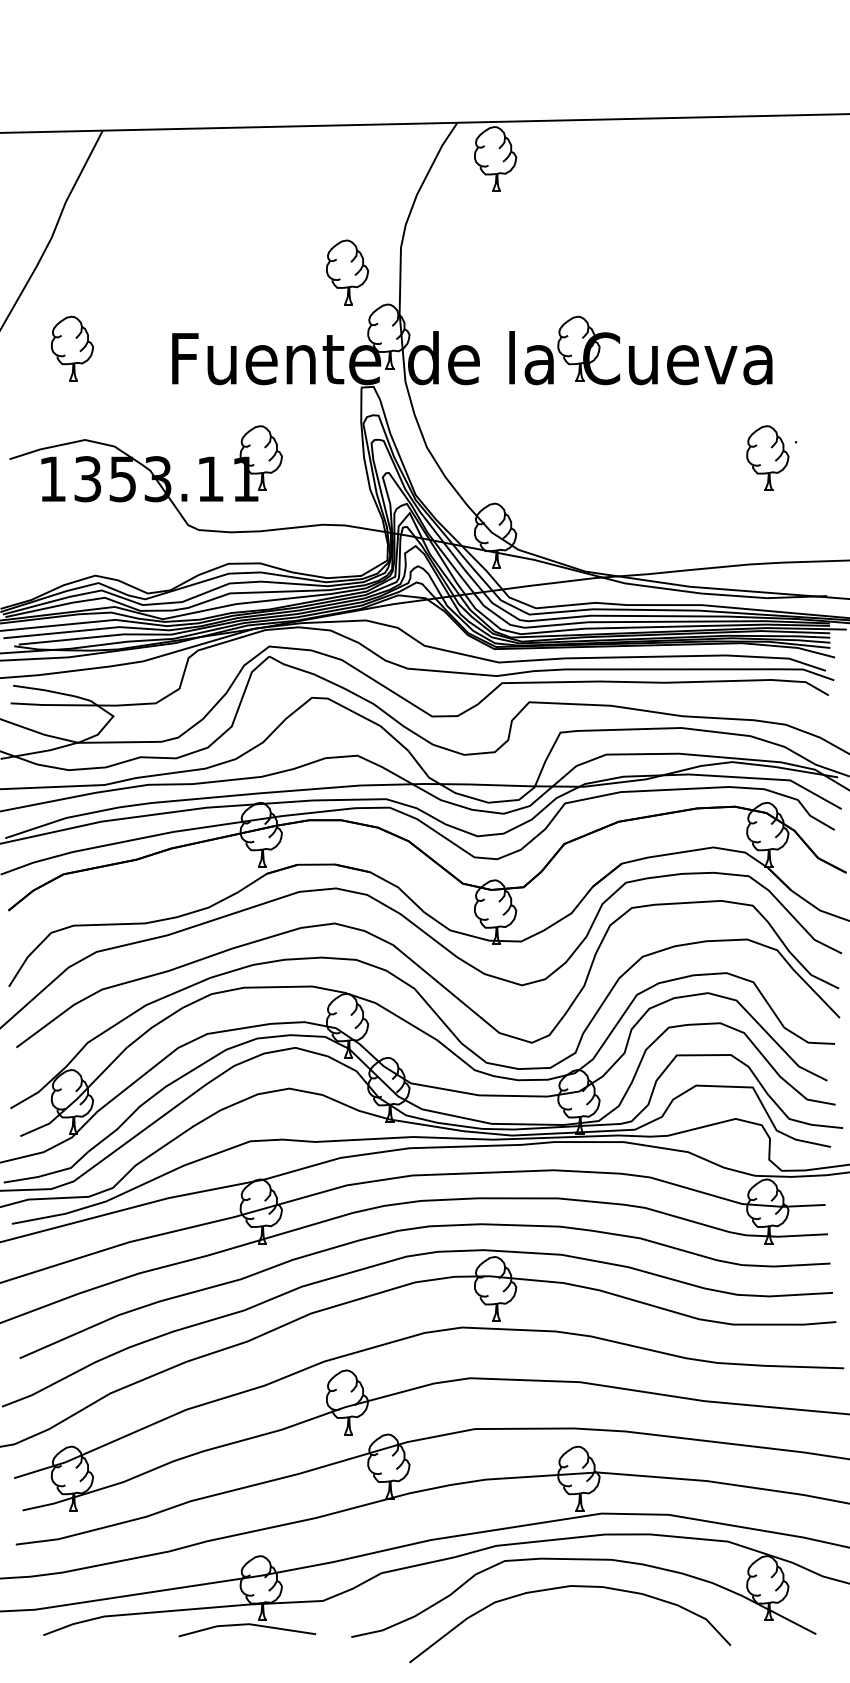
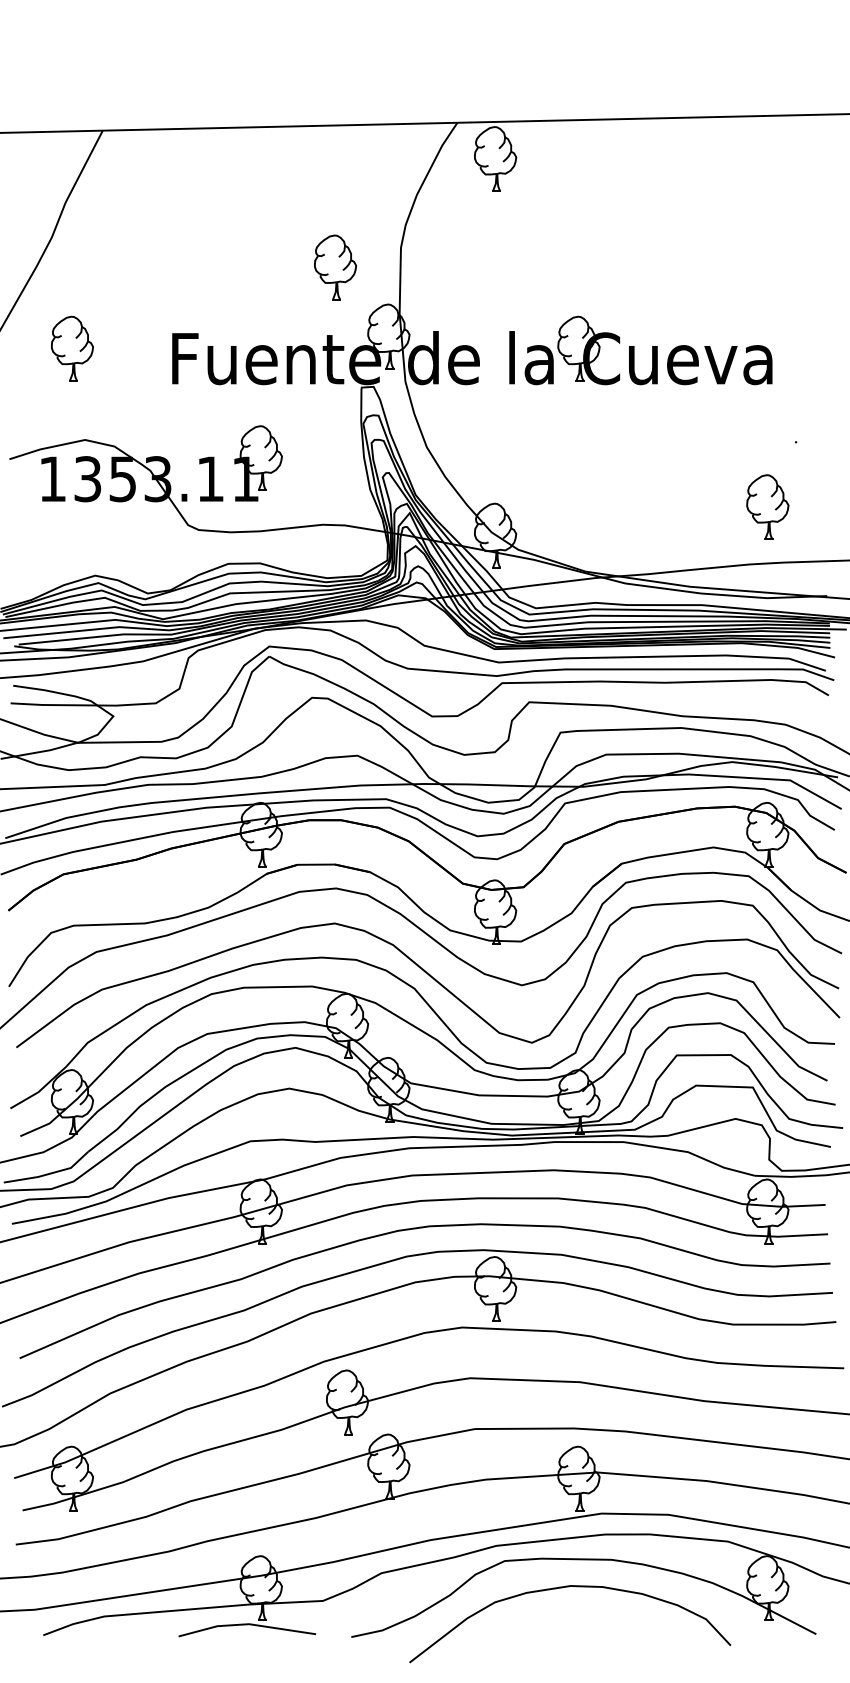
part position: (347, 272) -> (335, 267) (335, 267)
part position: (767, 457) -> (767, 506) (767, 506)
